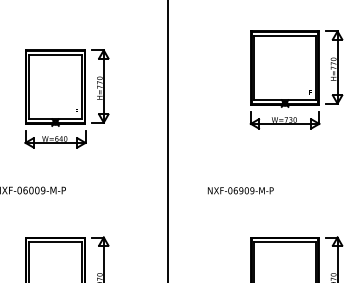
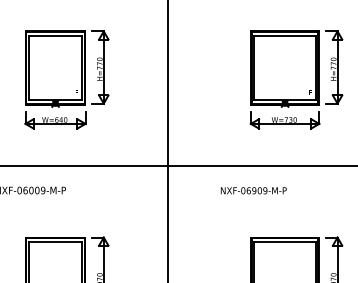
part position: (66, 98) -> (66, 79) (66, 79)
line: none -> present (178, 165)
text position: (240, 190) -> (253, 190) (253, 190)
